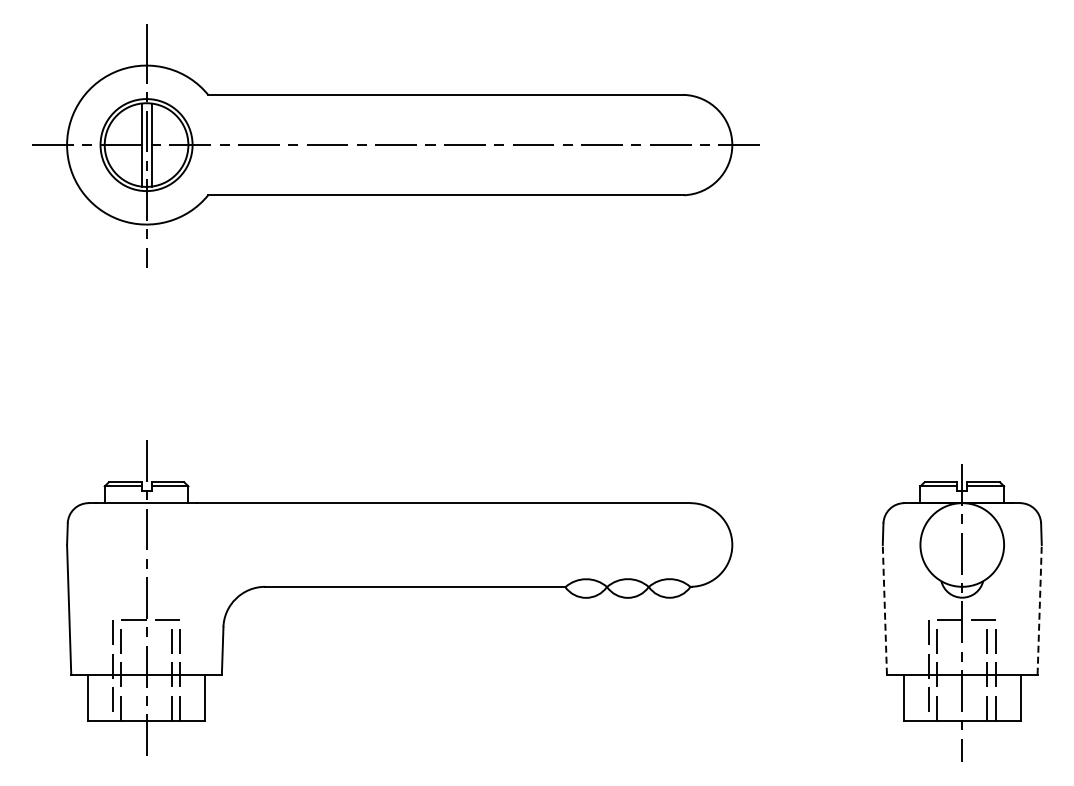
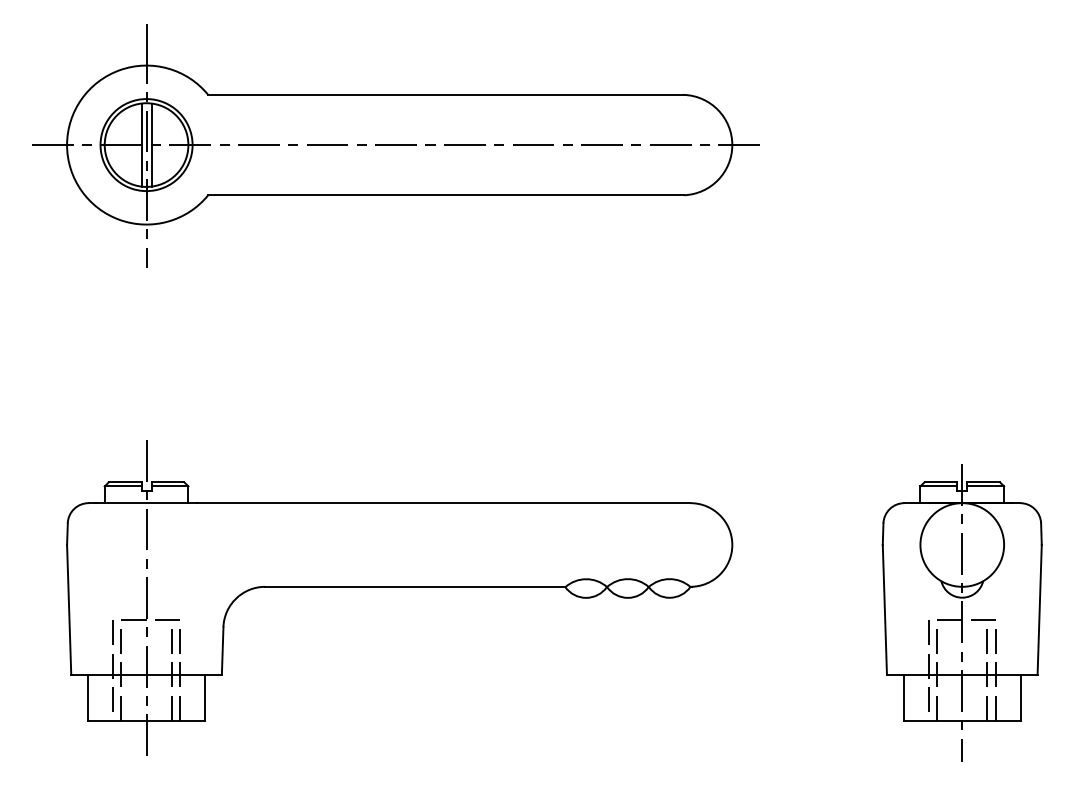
line: dashed -> solid (884, 609)
line: dashed -> solid (1039, 609)
